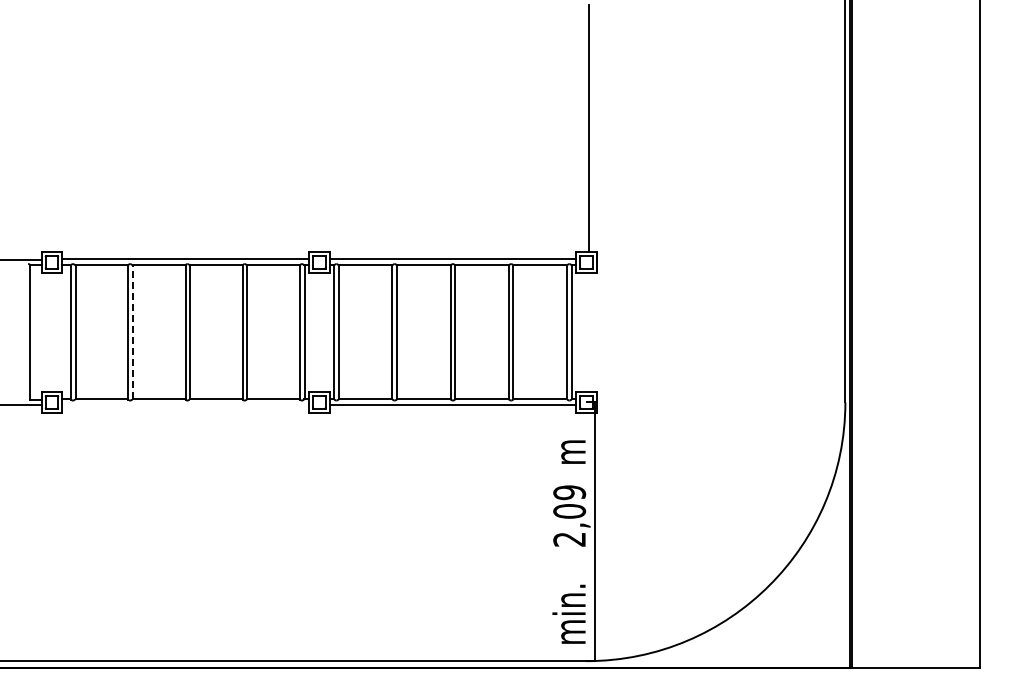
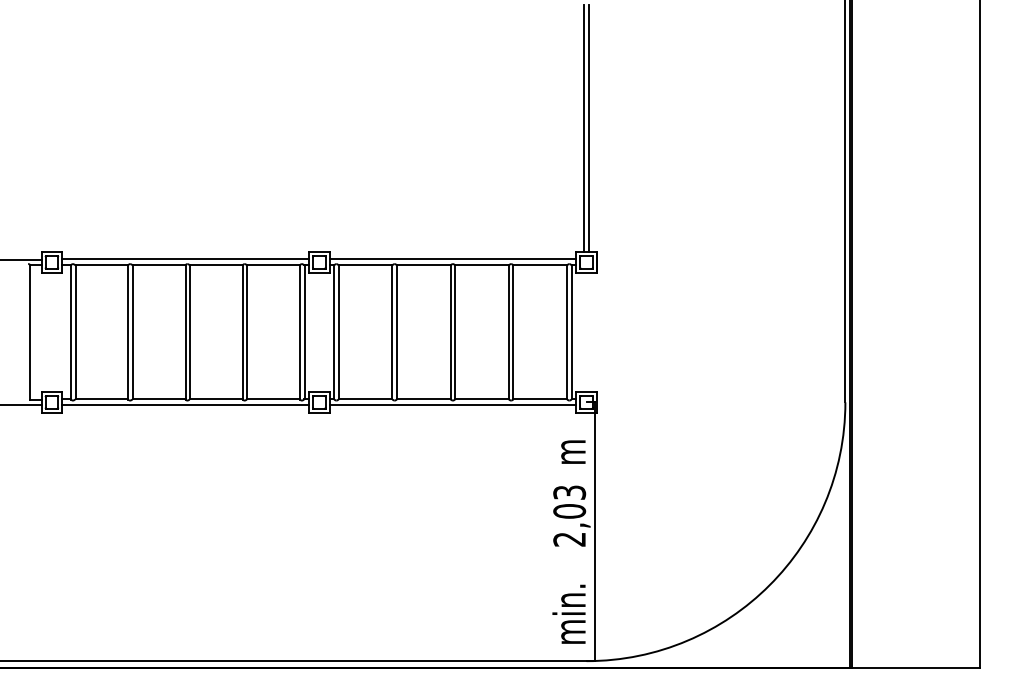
line: none -> present (584, 128)
line: dashed -> solid (132, 331)
line: none -> present (185, 405)
text: 2,09 -> 2,03 (569, 492)
